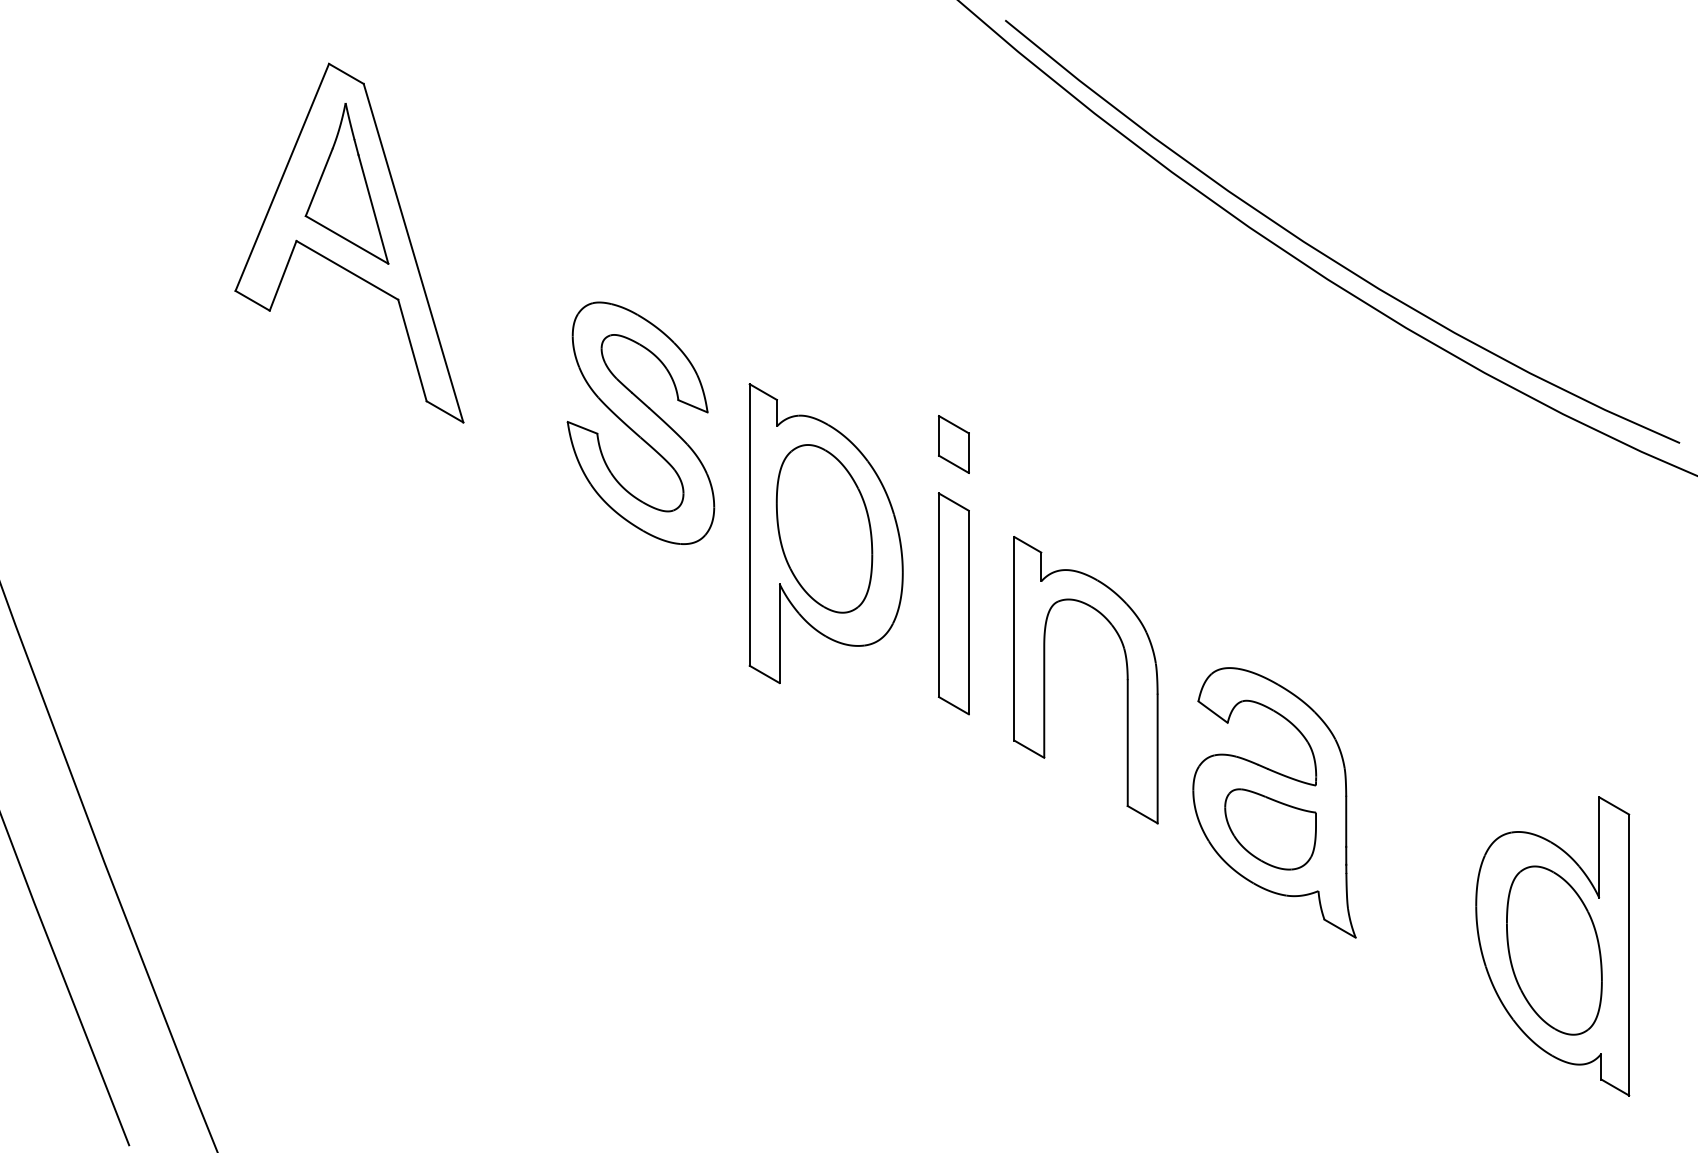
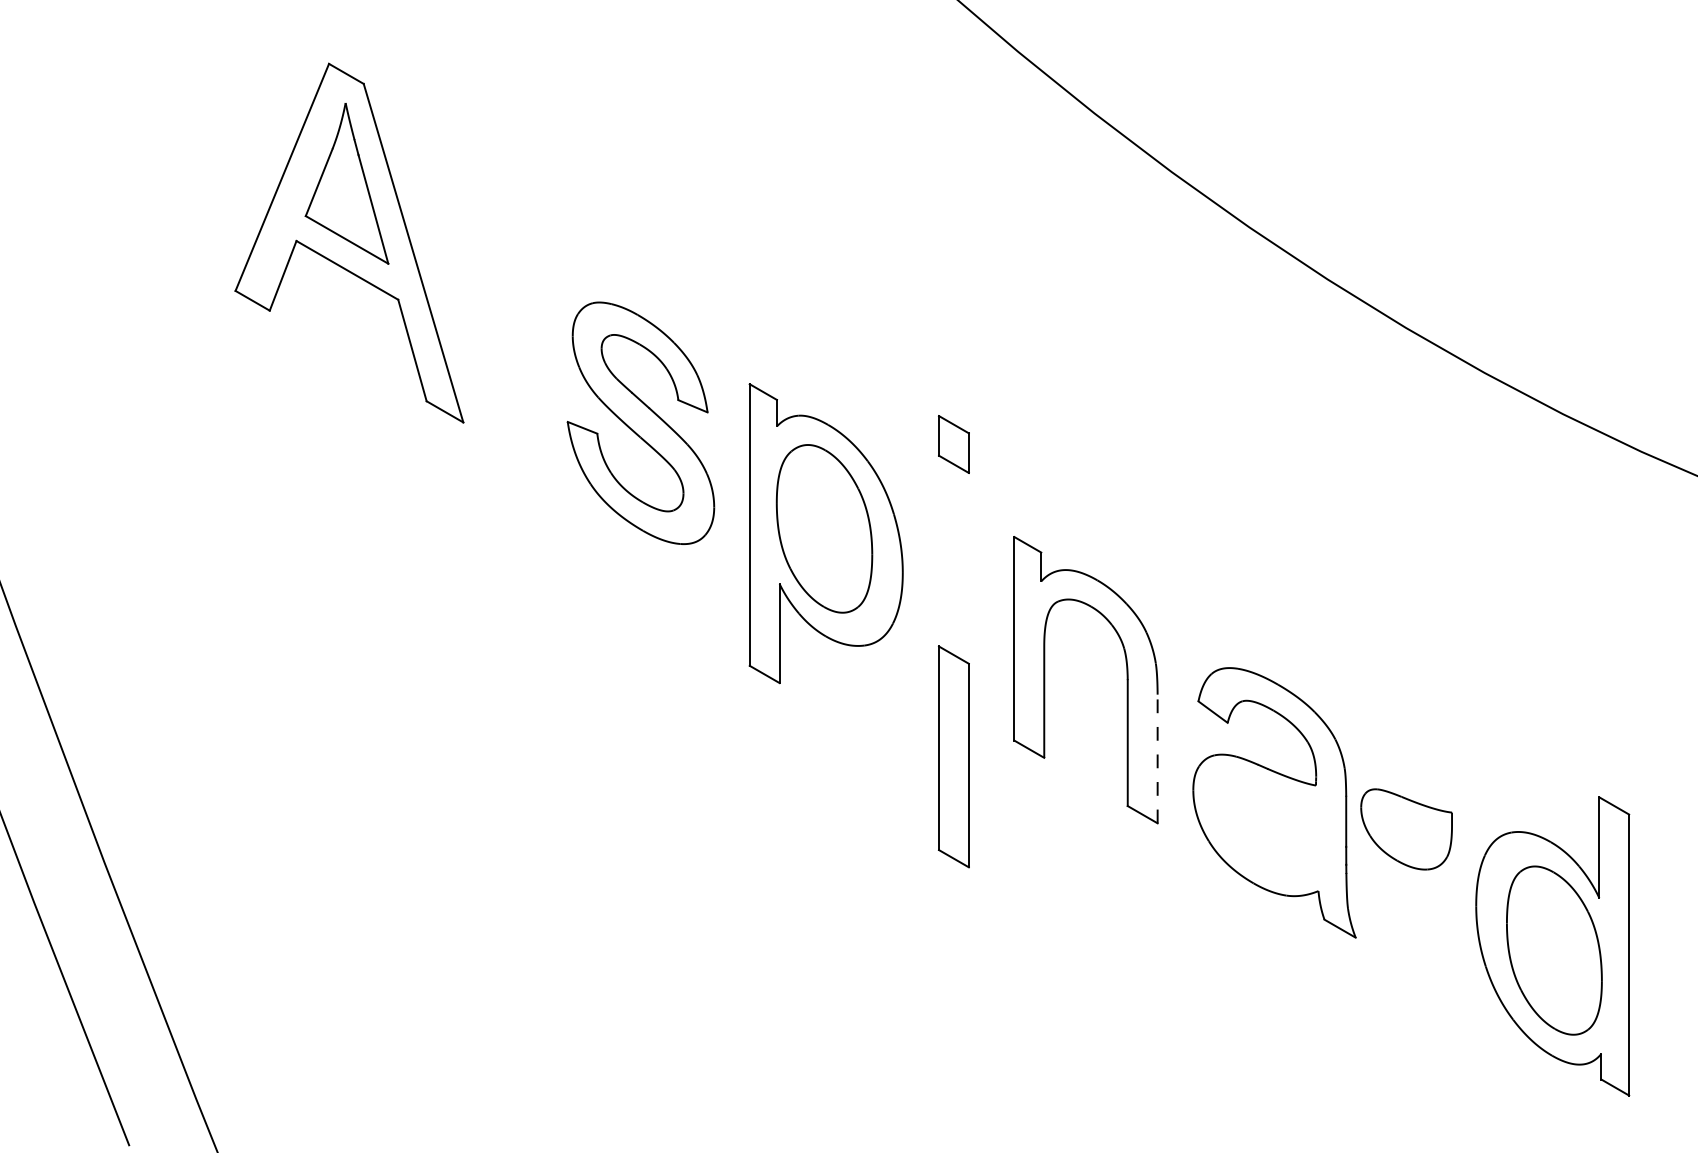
curve: present -> none (1329, 256)
part position: (953, 603) -> (953, 756) (953, 756)
line: solid -> dashed (1157, 758)
part position: (1270, 829) -> (1406, 829) (1406, 829)
